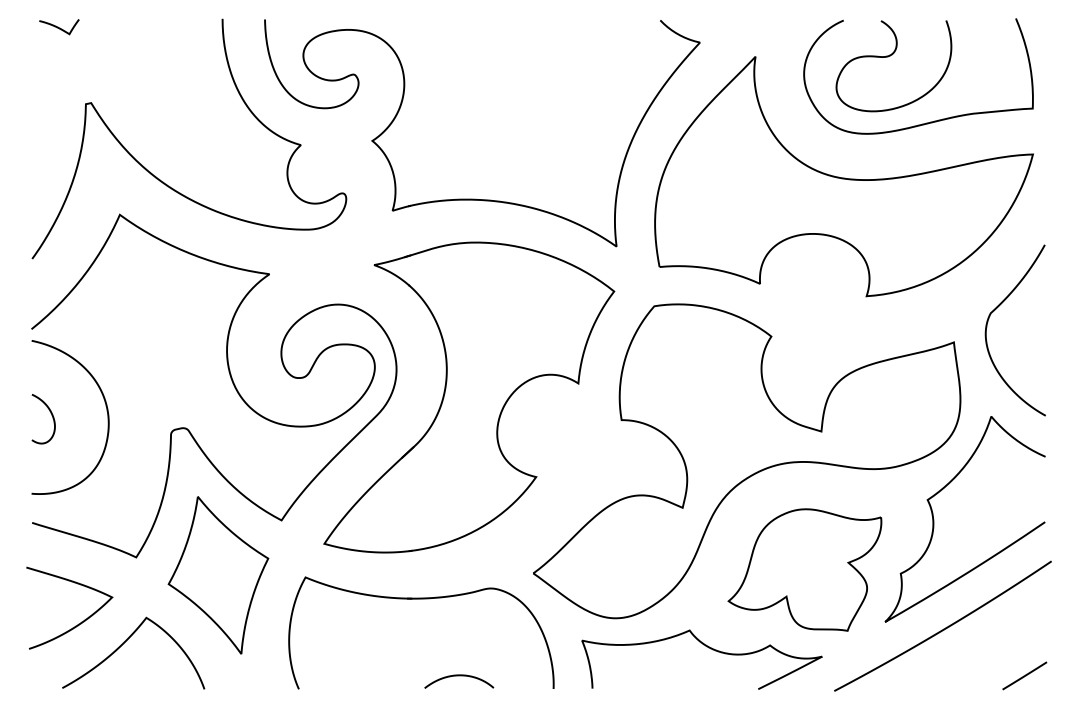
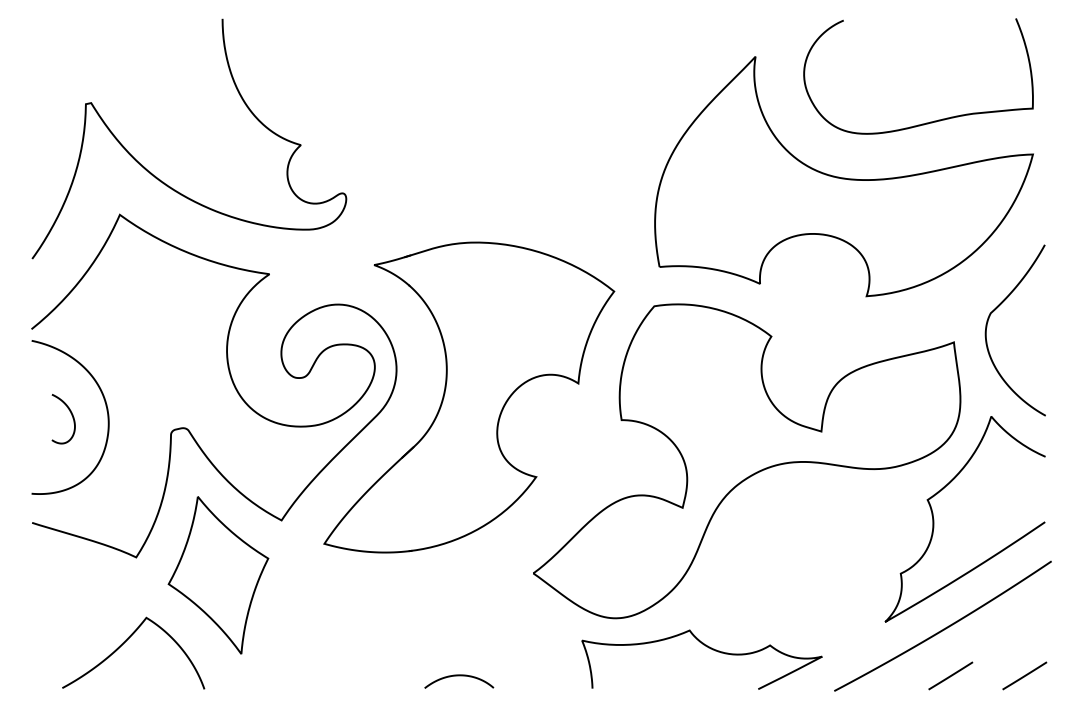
curve: present -> none (59, 27)
curve: present -> none (888, 57)
part: present -> none (475, 198)
curve position: (51, 415) -> (71, 415) (71, 415)
part: present -> none (804, 569)
part: present -> none (421, 599)
curve: present -> none (78, 623)
line: none -> present (950, 675)
